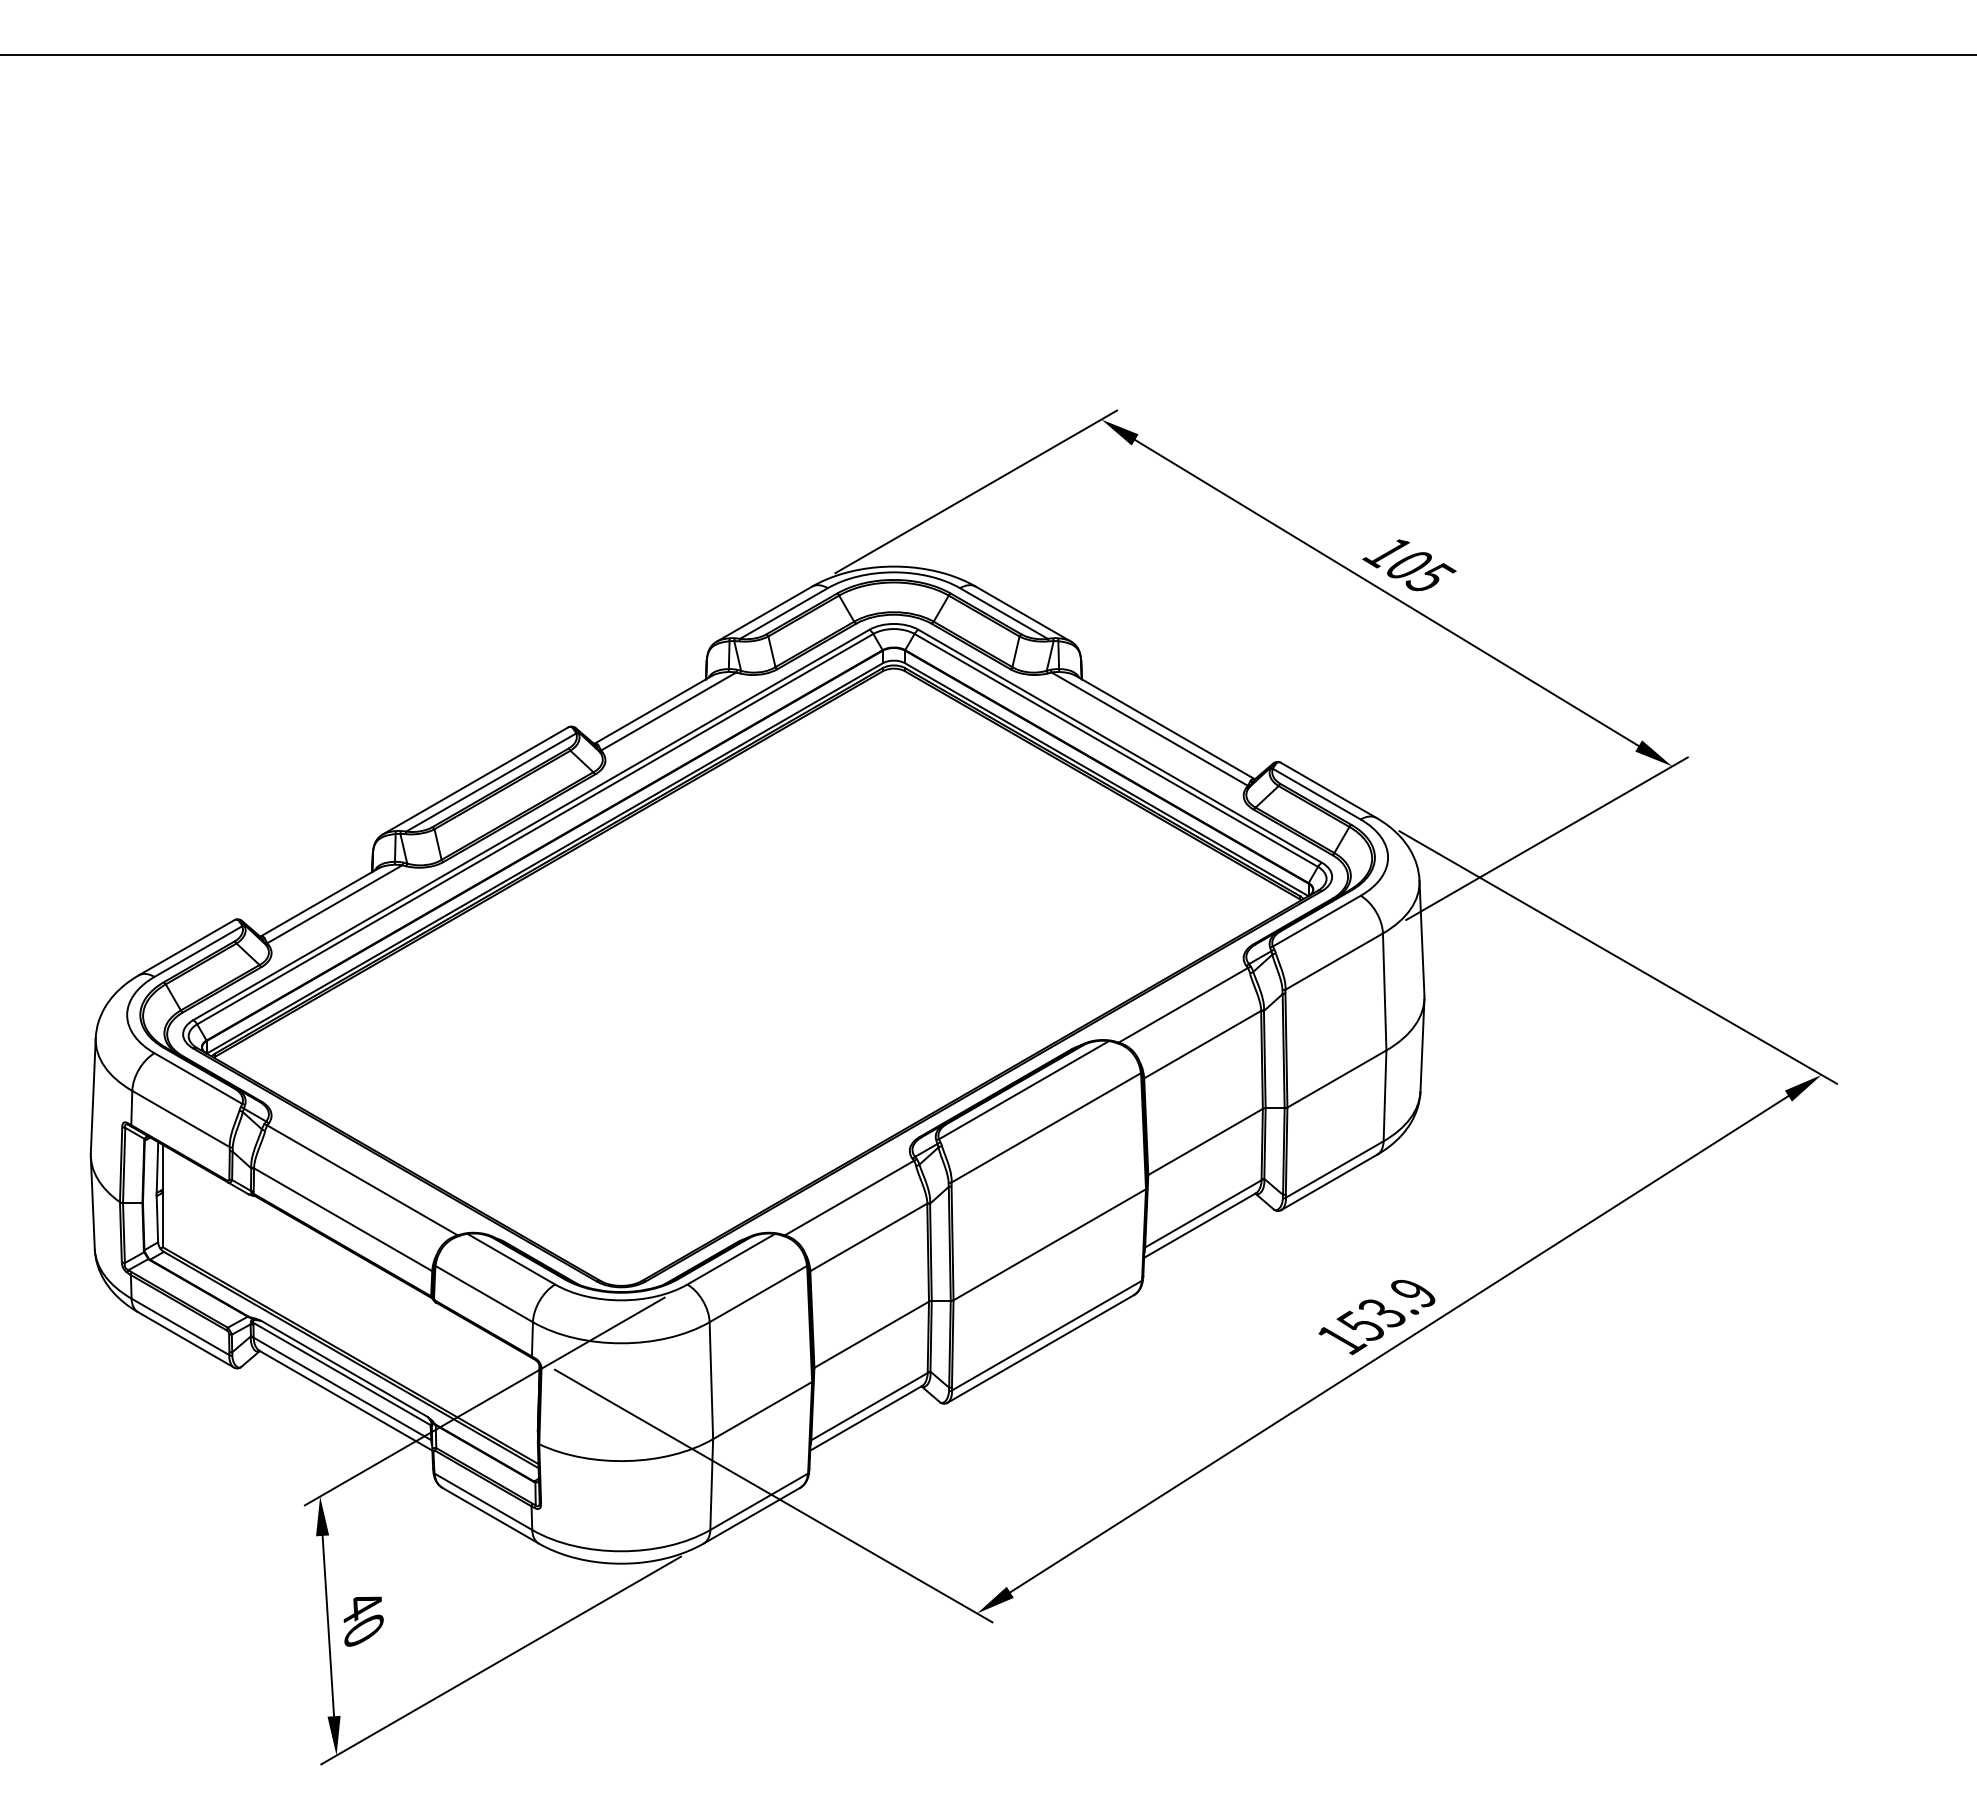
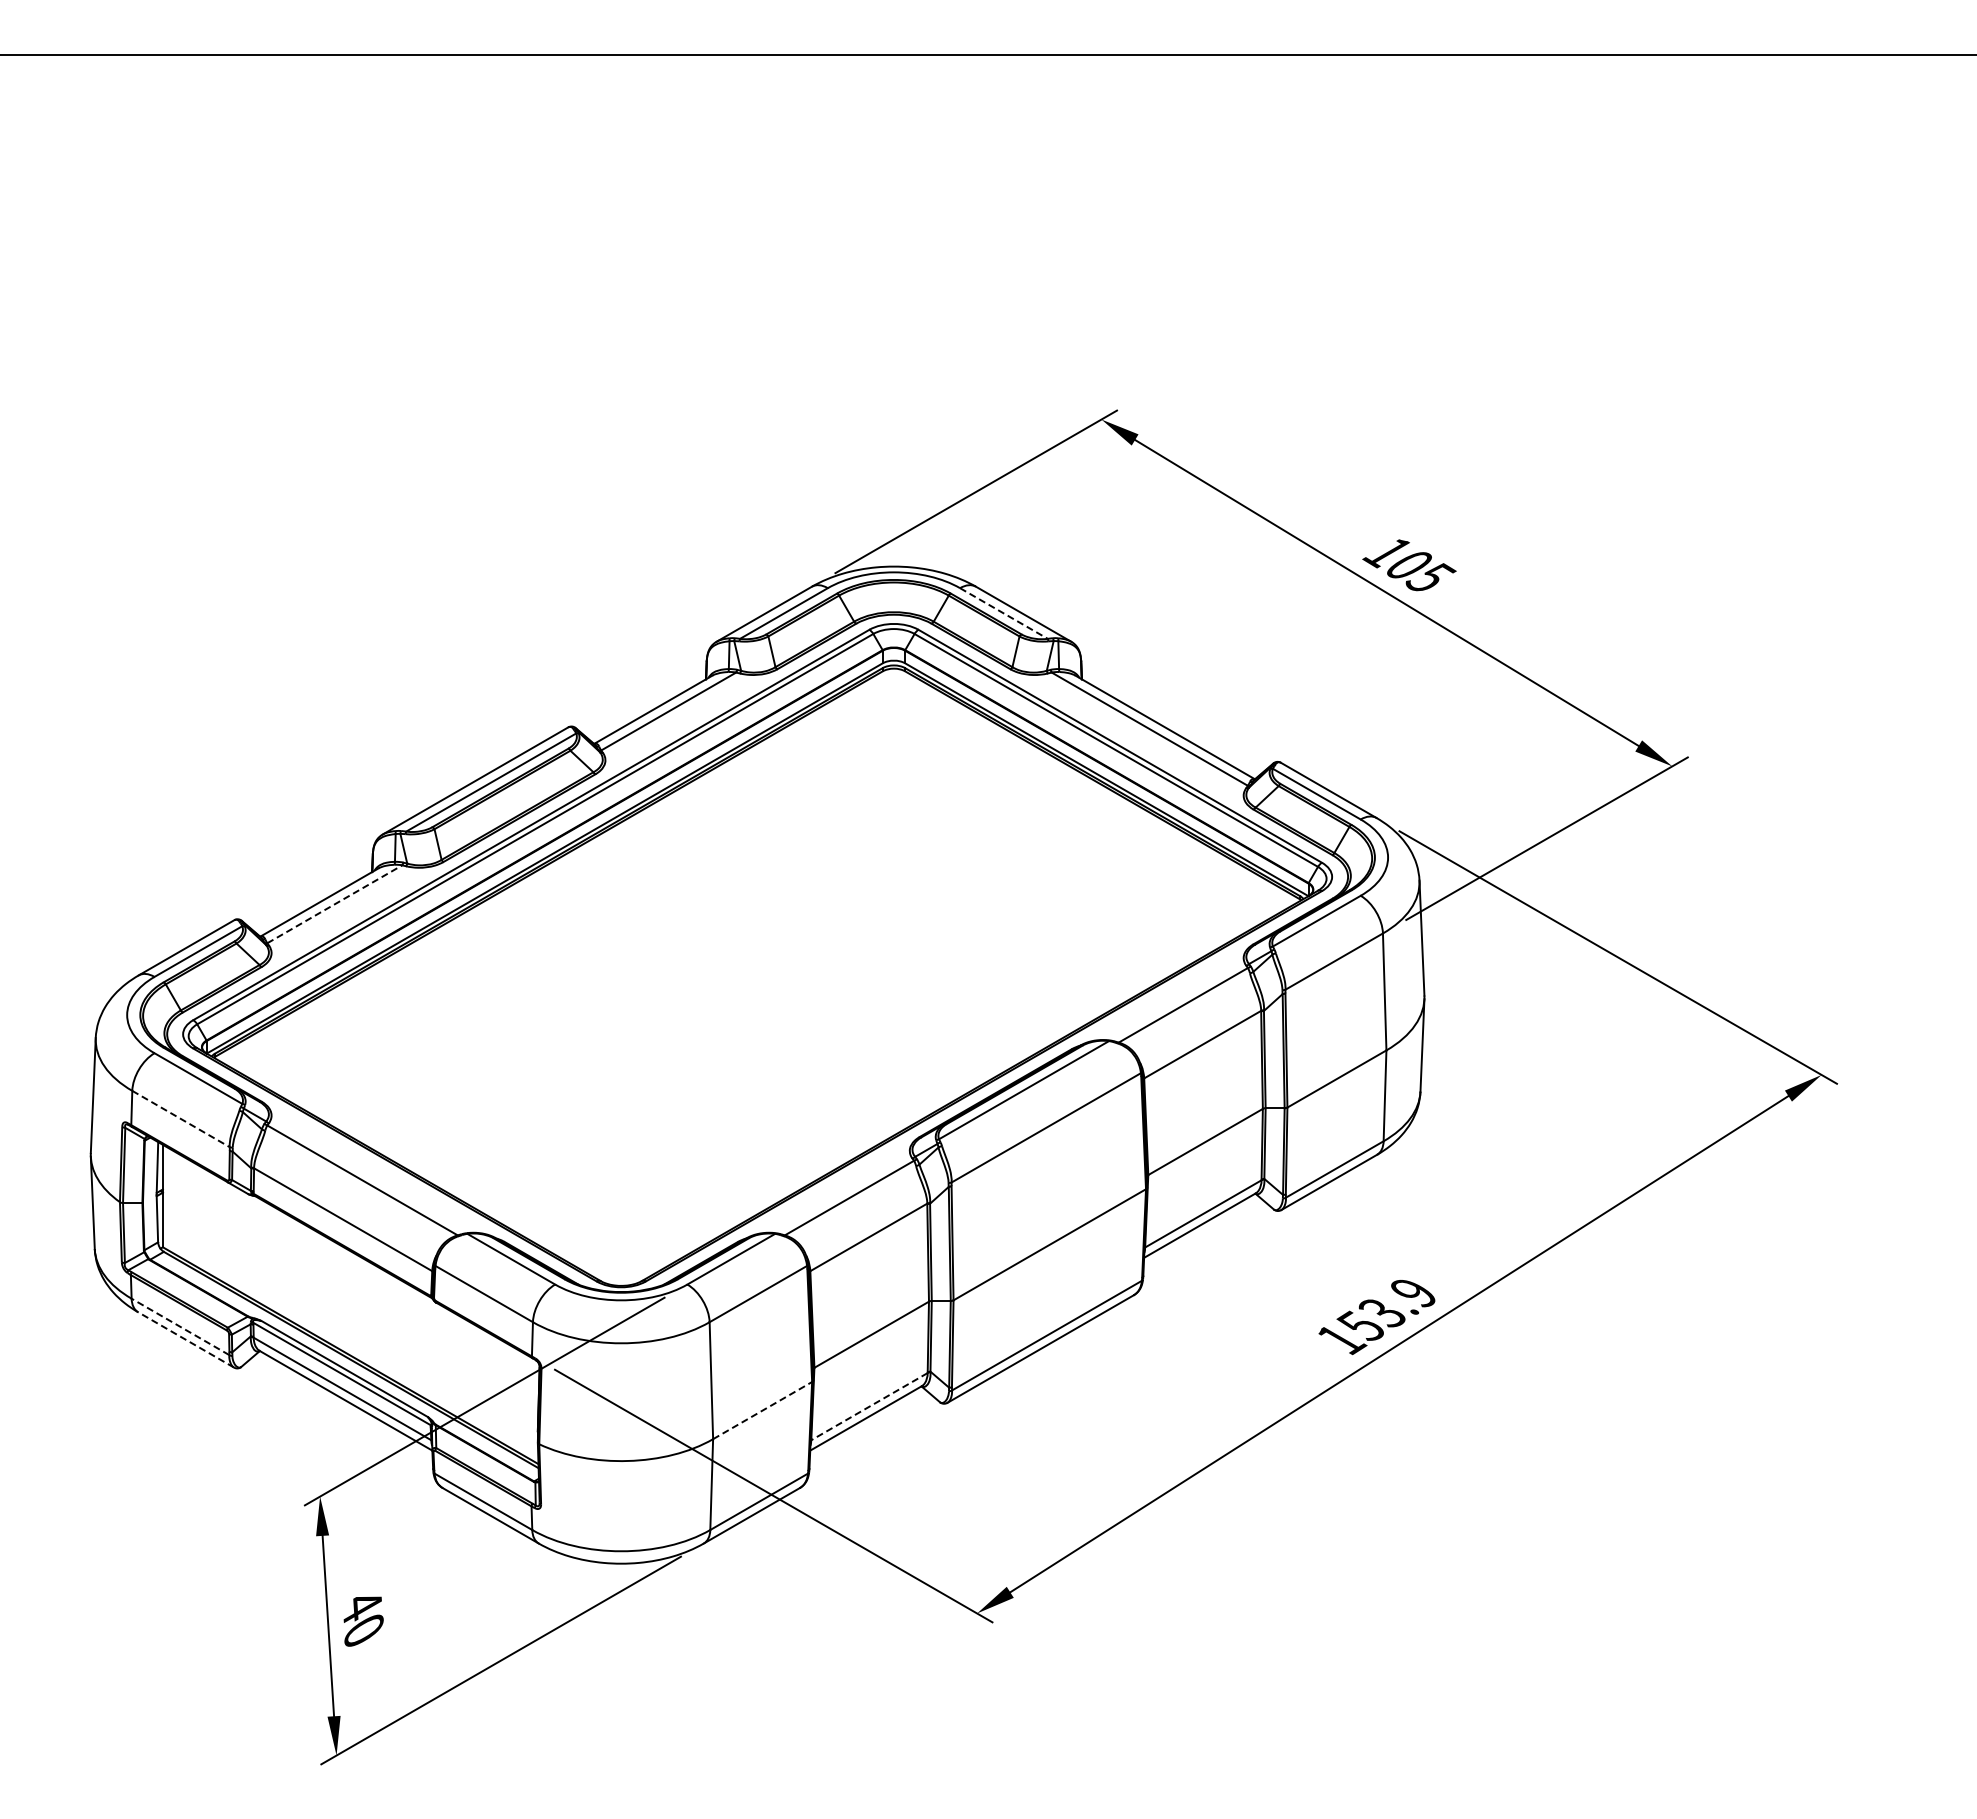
line: solid -> dashed (1003, 613)
line: solid -> dashed (334, 904)
line: solid -> dashed (181, 1119)
line: solid -> dashed (180, 1326)
line: solid -> dashed (185, 1339)
line: solid -> dashed (869, 1406)
line: solid -> dashed (763, 1410)
